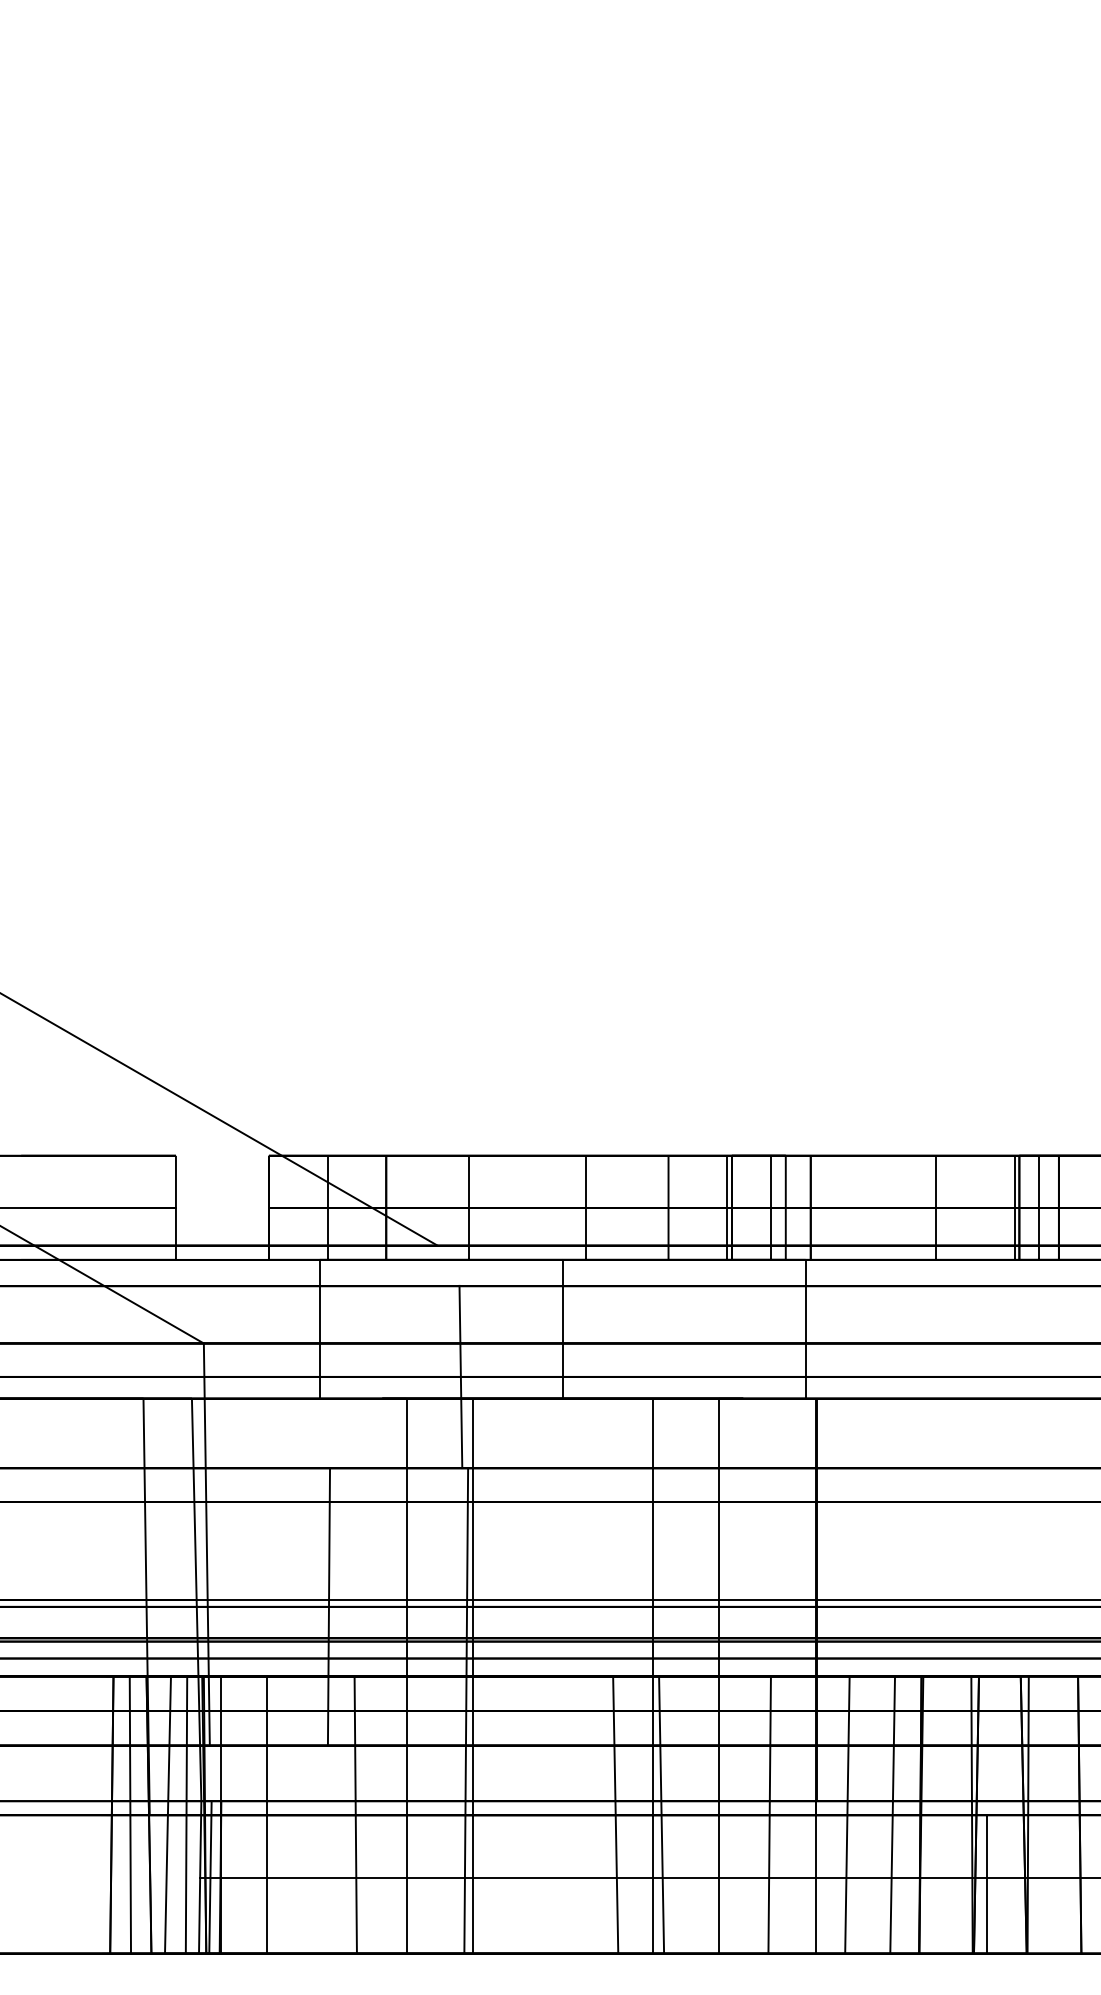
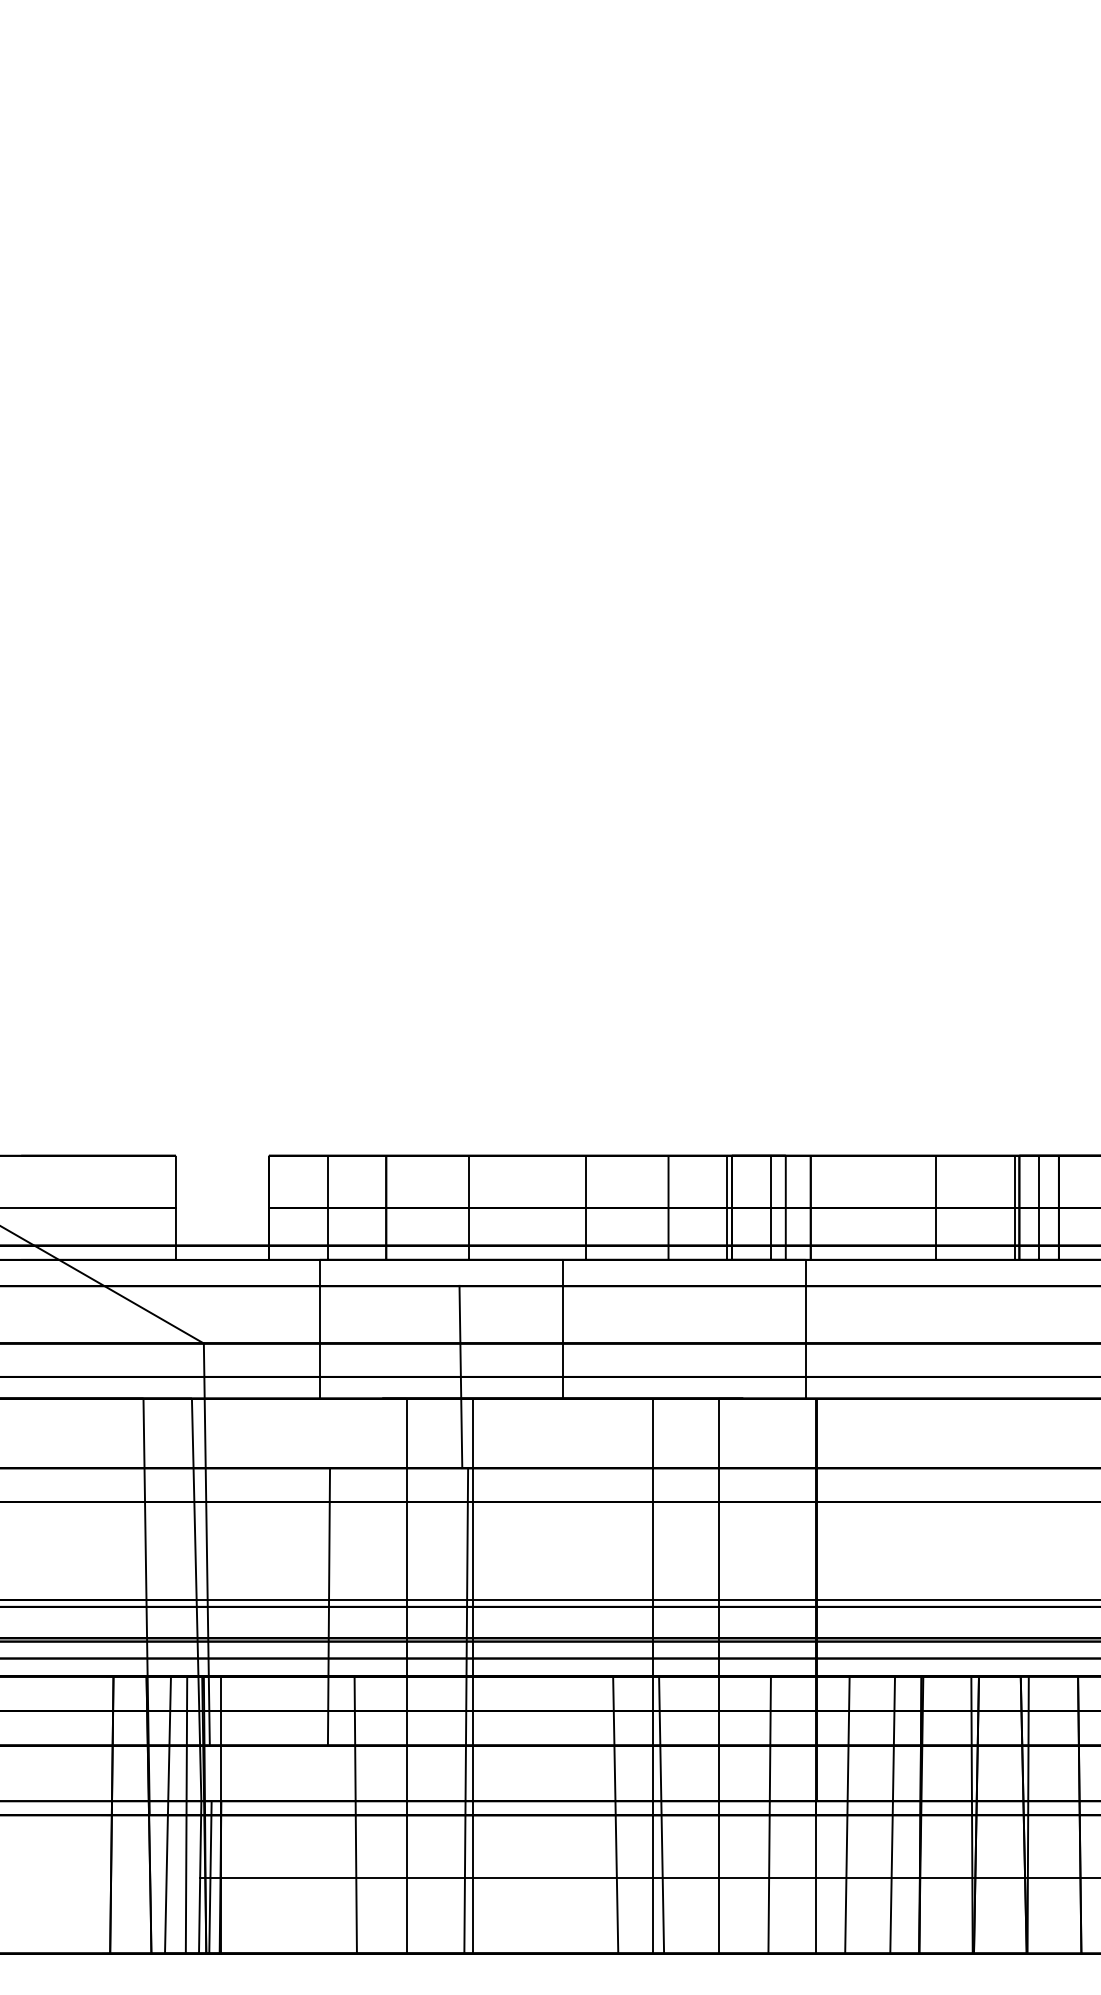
line: present -> none (219, 1119)
line: present -> none (130, 1814)
line: present -> none (267, 1814)
line: present -> none (987, 1884)
